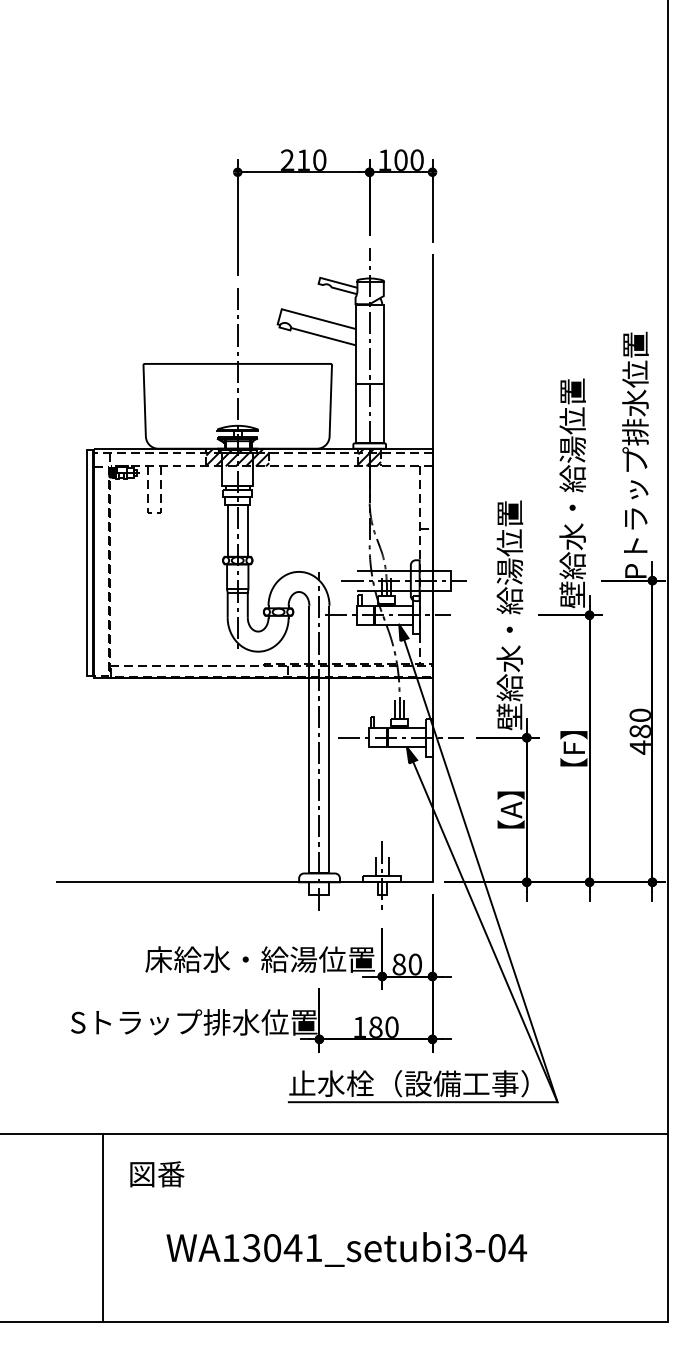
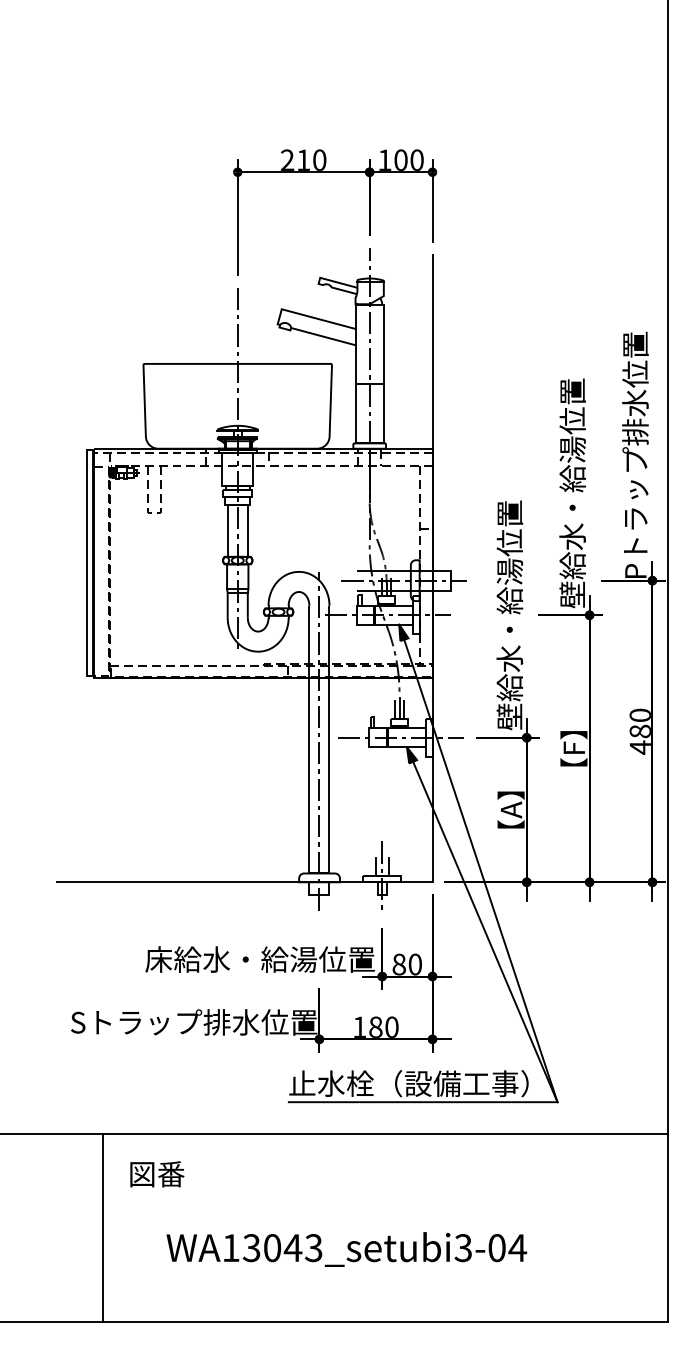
hatch: present -> none (237, 457)
hatch: present -> none (369, 457)
text: WA13041_setubi3-04 -> WA13043_setubi3-04 (313, 1248)
